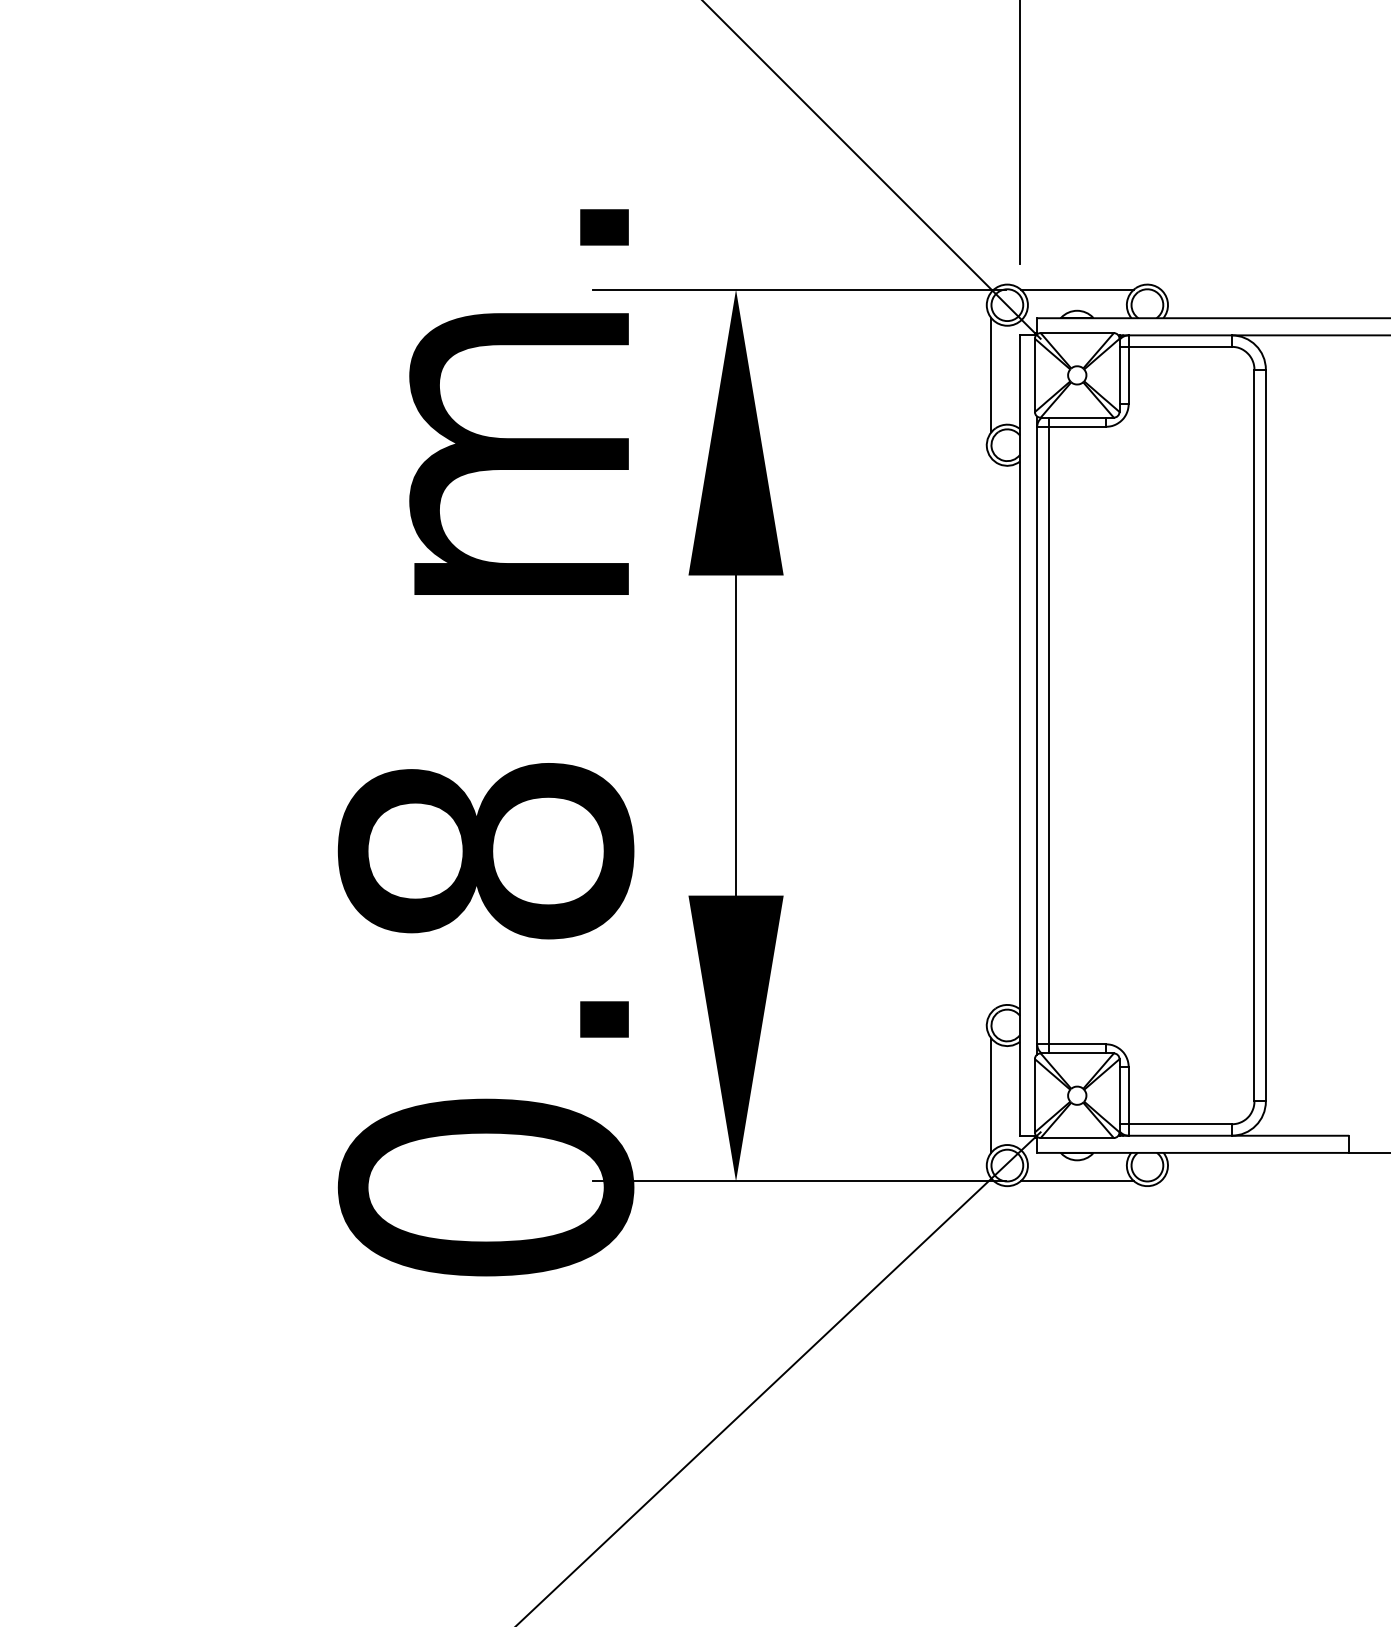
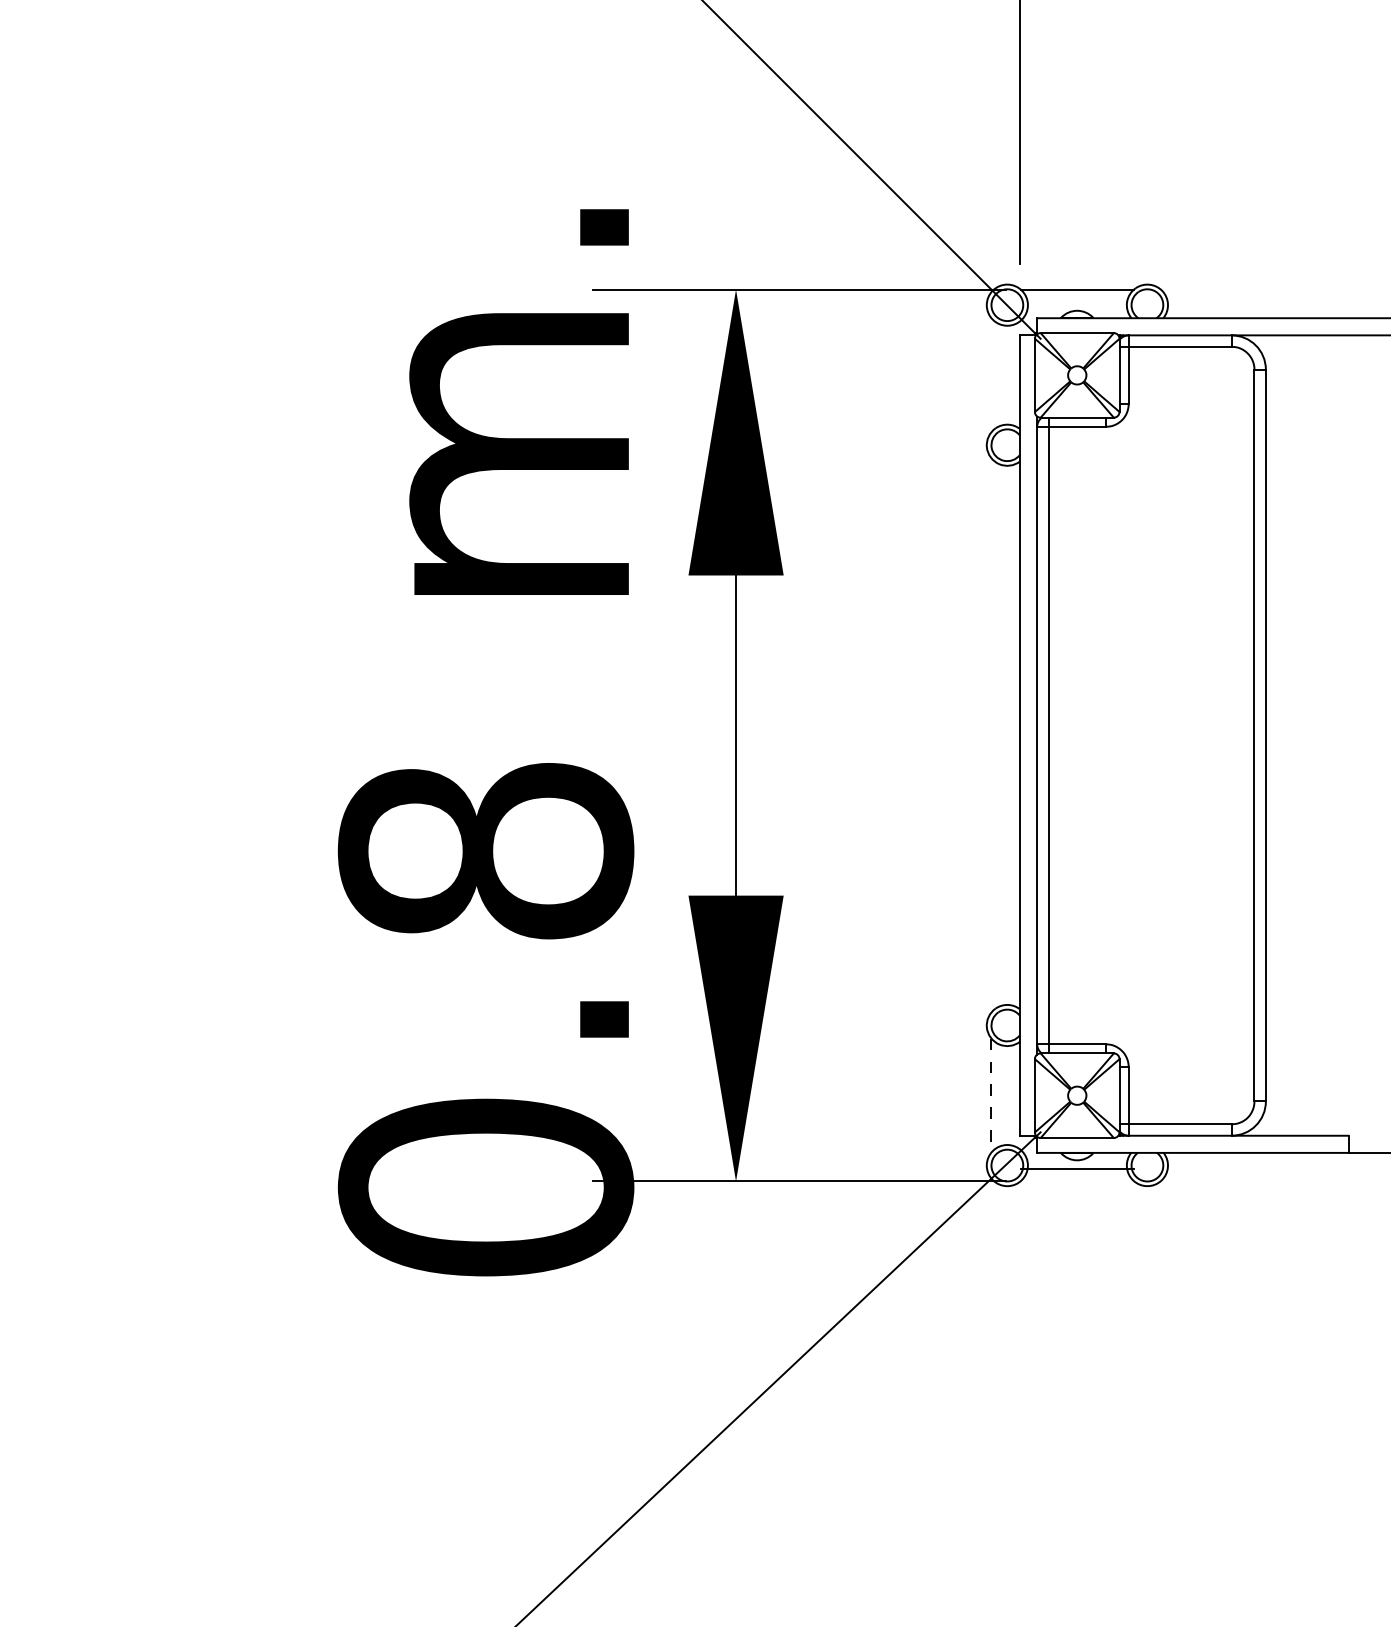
line: present -> none (991, 375)
line: solid -> dashed (991, 1095)
line position: (1077, 1181) -> (1077, 1169) (1077, 1169)
